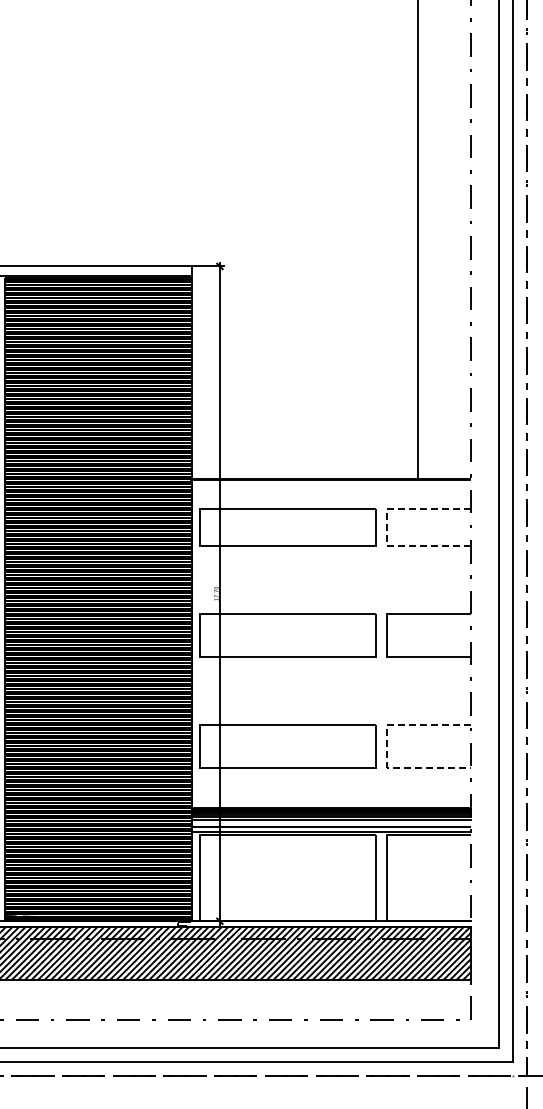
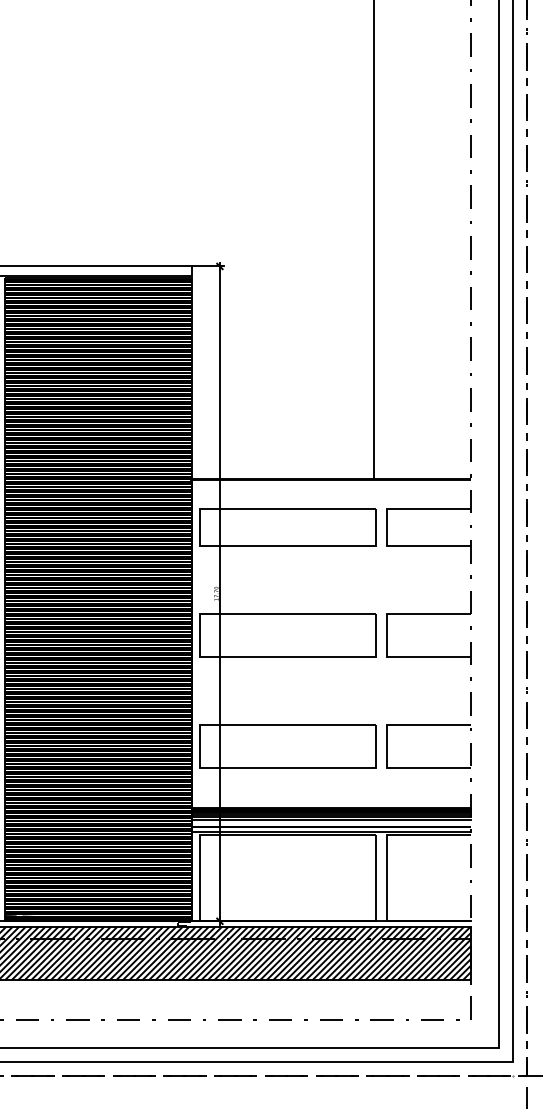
line position: (418, 240) -> (374, 240) (374, 240)
line: dashed -> solid (387, 527)
line: dashed -> solid (387, 746)
